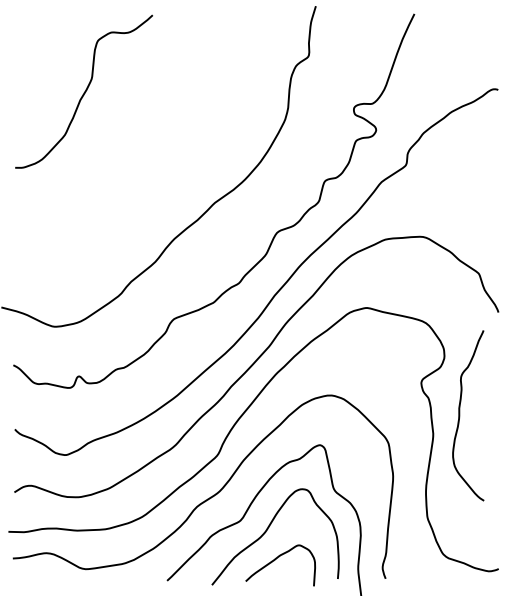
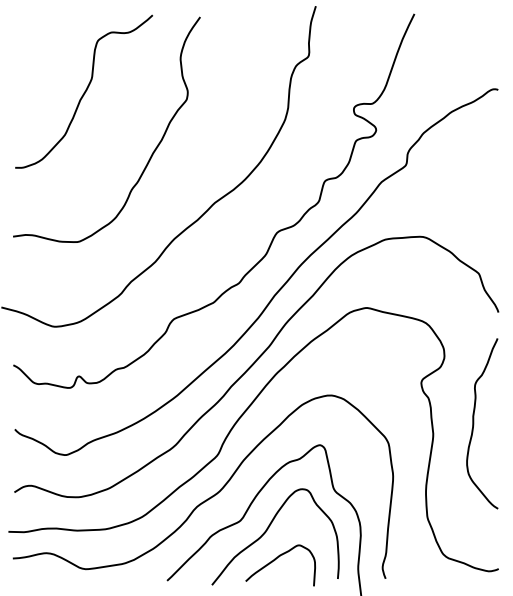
curve: none -> present (152, 152)
curve position: (460, 415) -> (474, 423) (474, 423)
